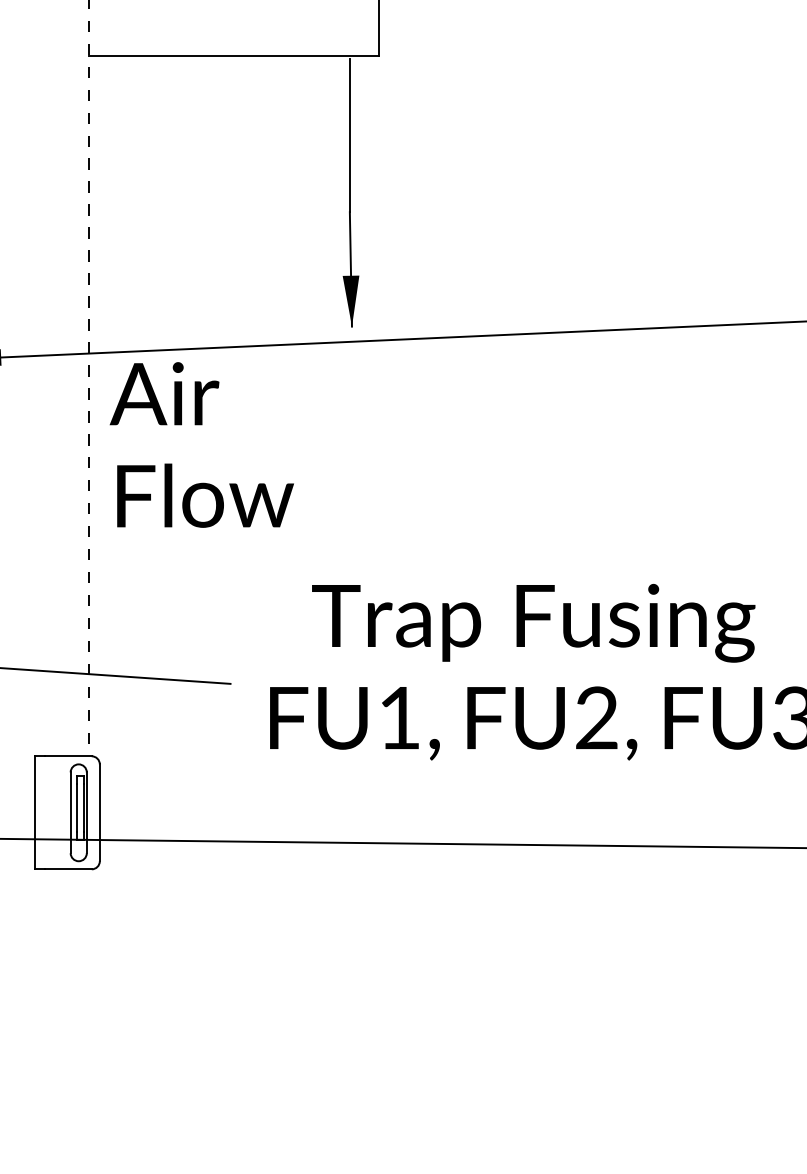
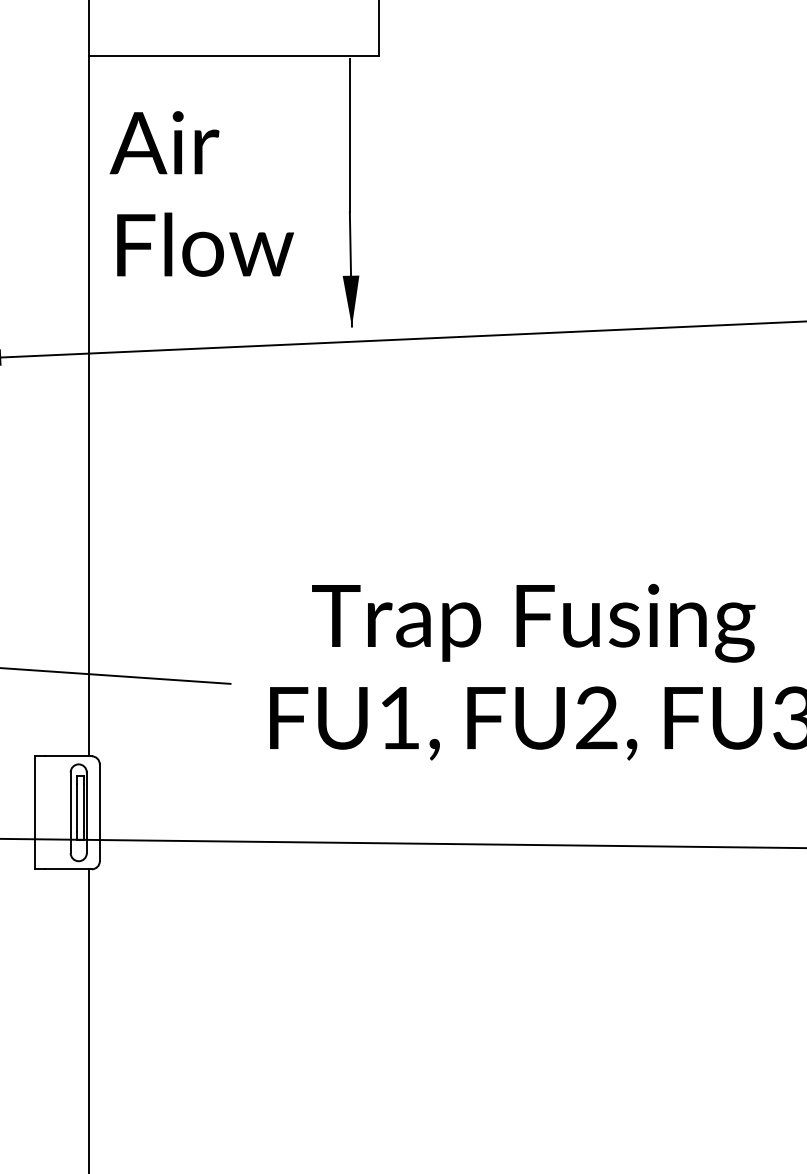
line: dashed -> solid (88, 378)
text position: (201, 444) -> (201, 193) (201, 193)
line: none -> present (88, 1019)
